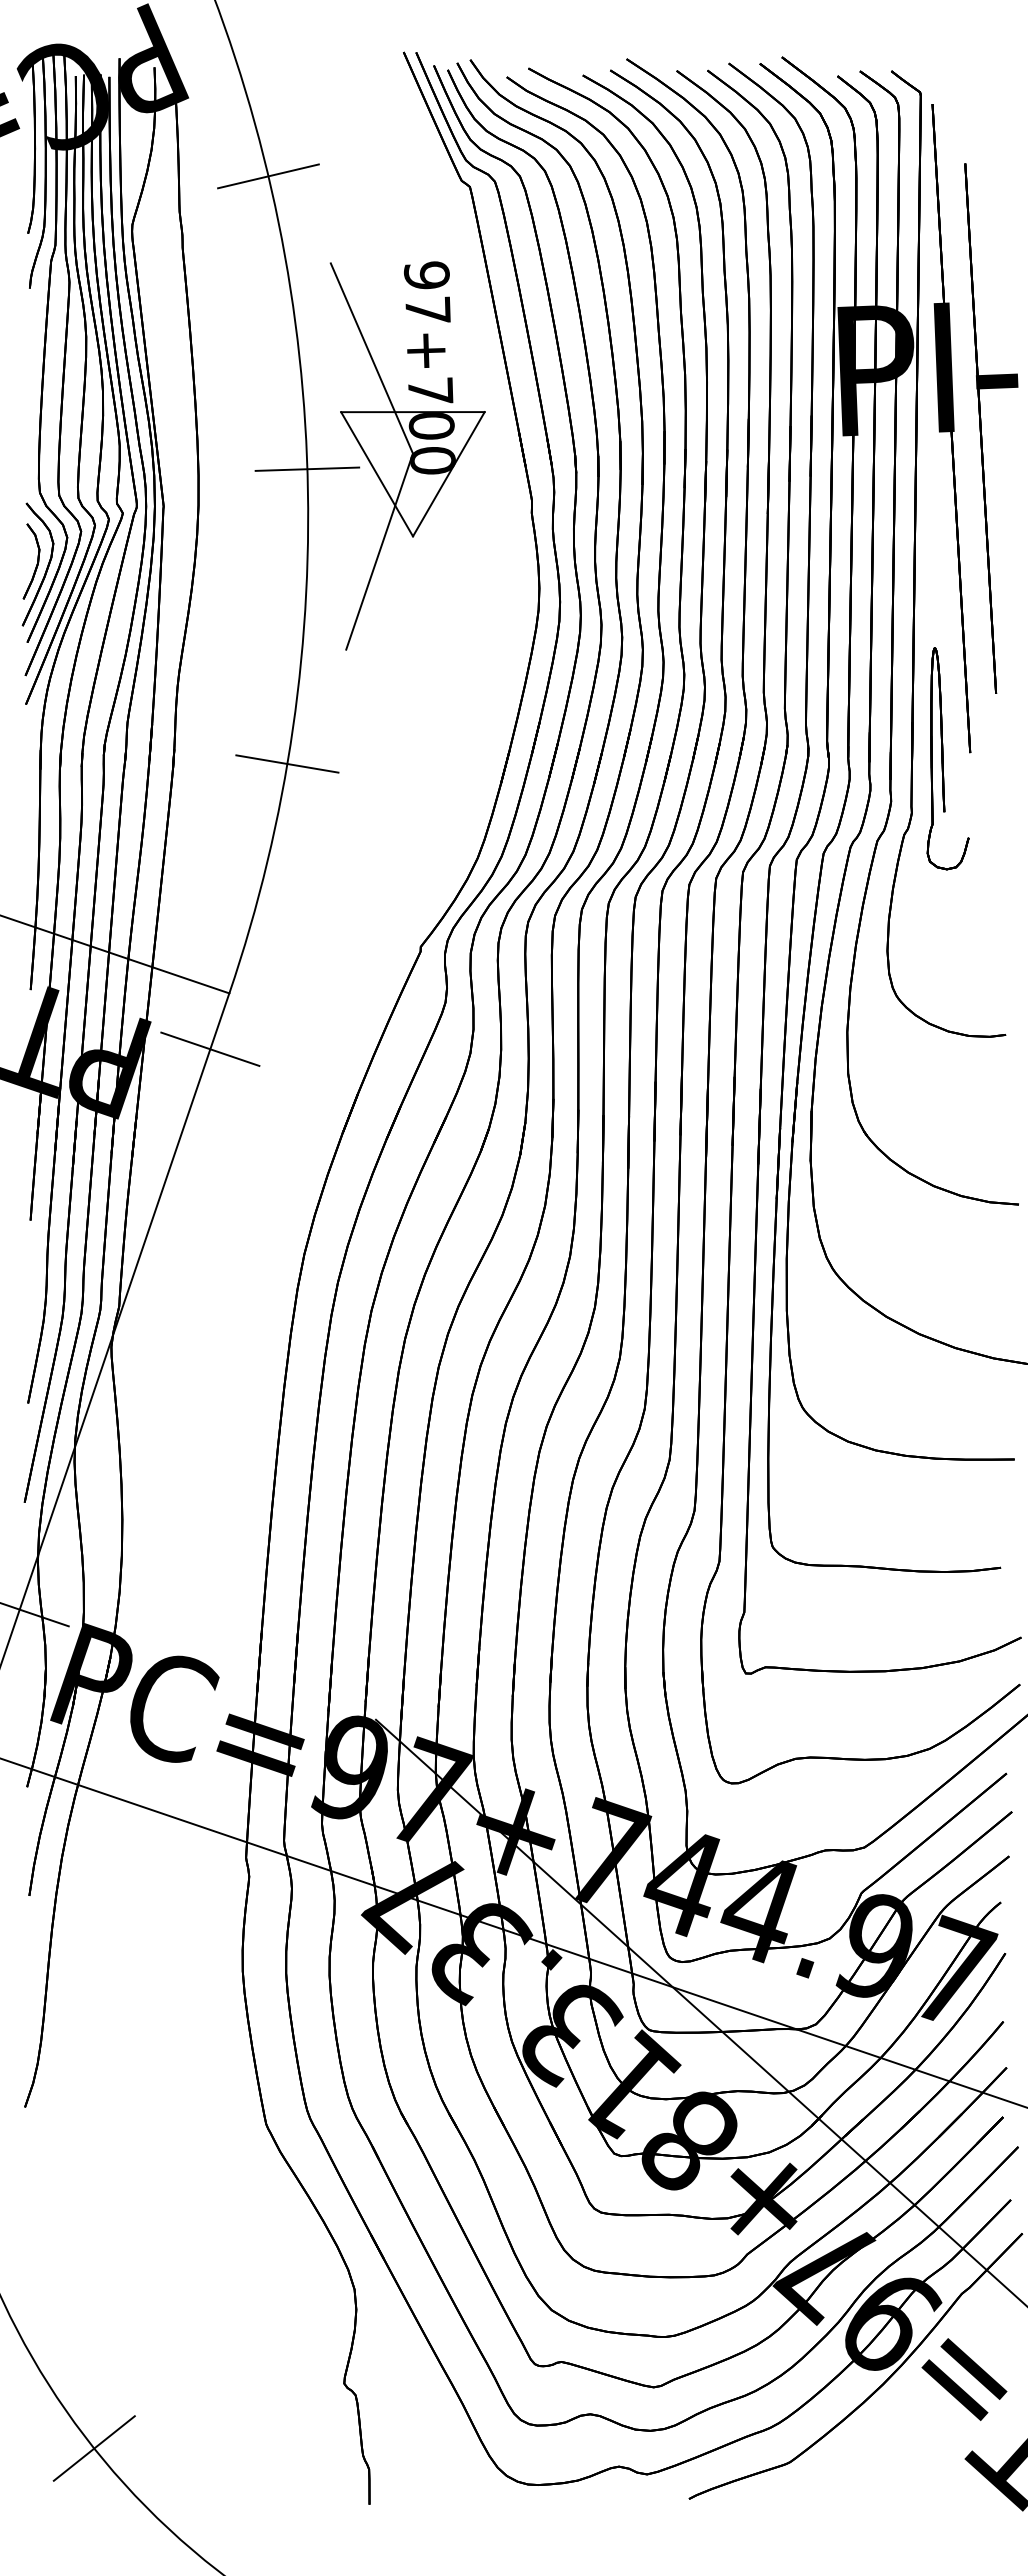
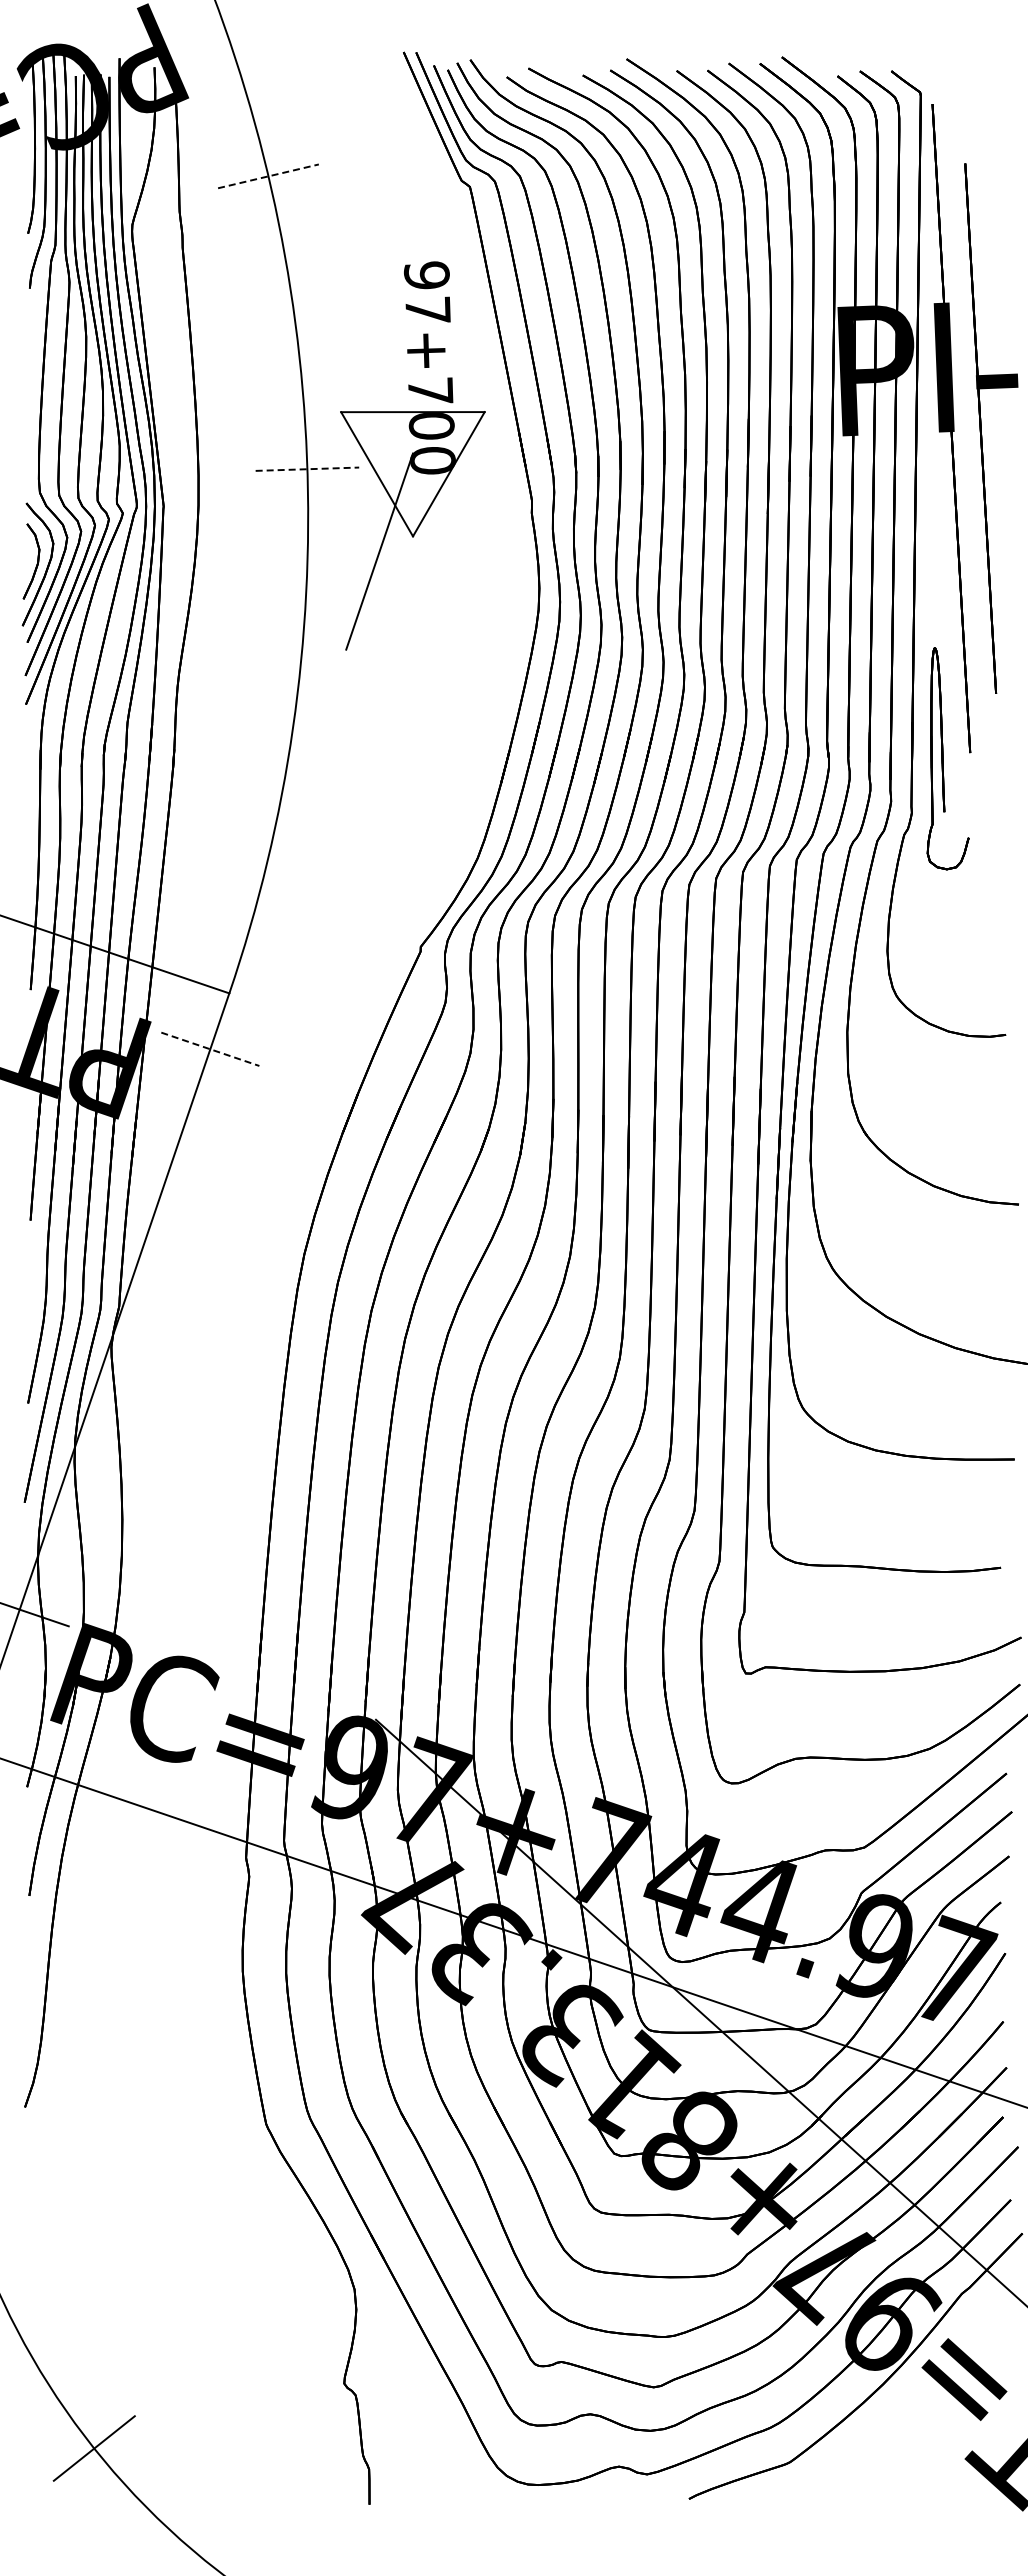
line: solid -> dashed (268, 176)
line: present -> none (371, 358)
line: solid -> dashed (307, 469)
line: present -> none (287, 763)
line: solid -> dashed (210, 1049)
